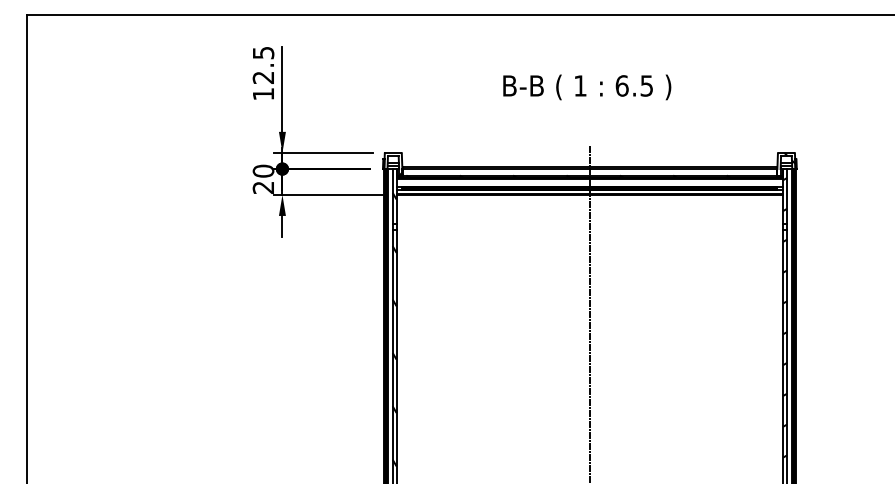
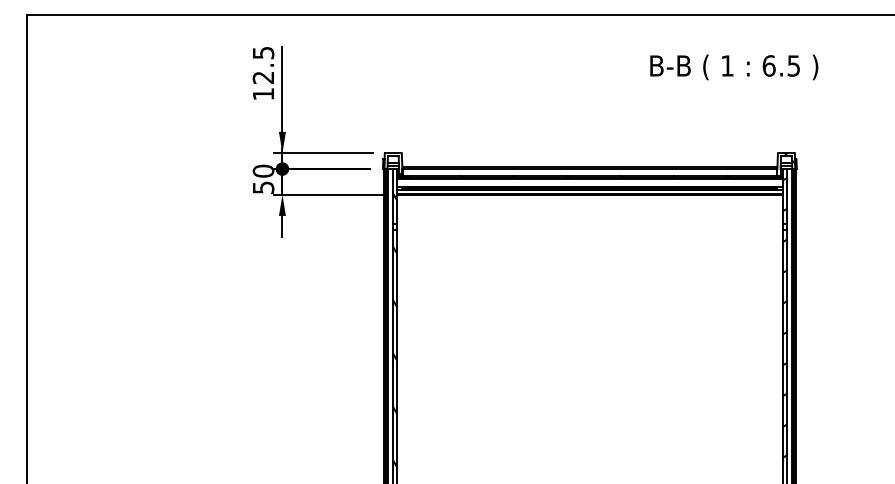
text position: (587, 87) -> (734, 67) (734, 67)
text: 20 -> 50 (263, 187)
line: present -> none (589, 313)
